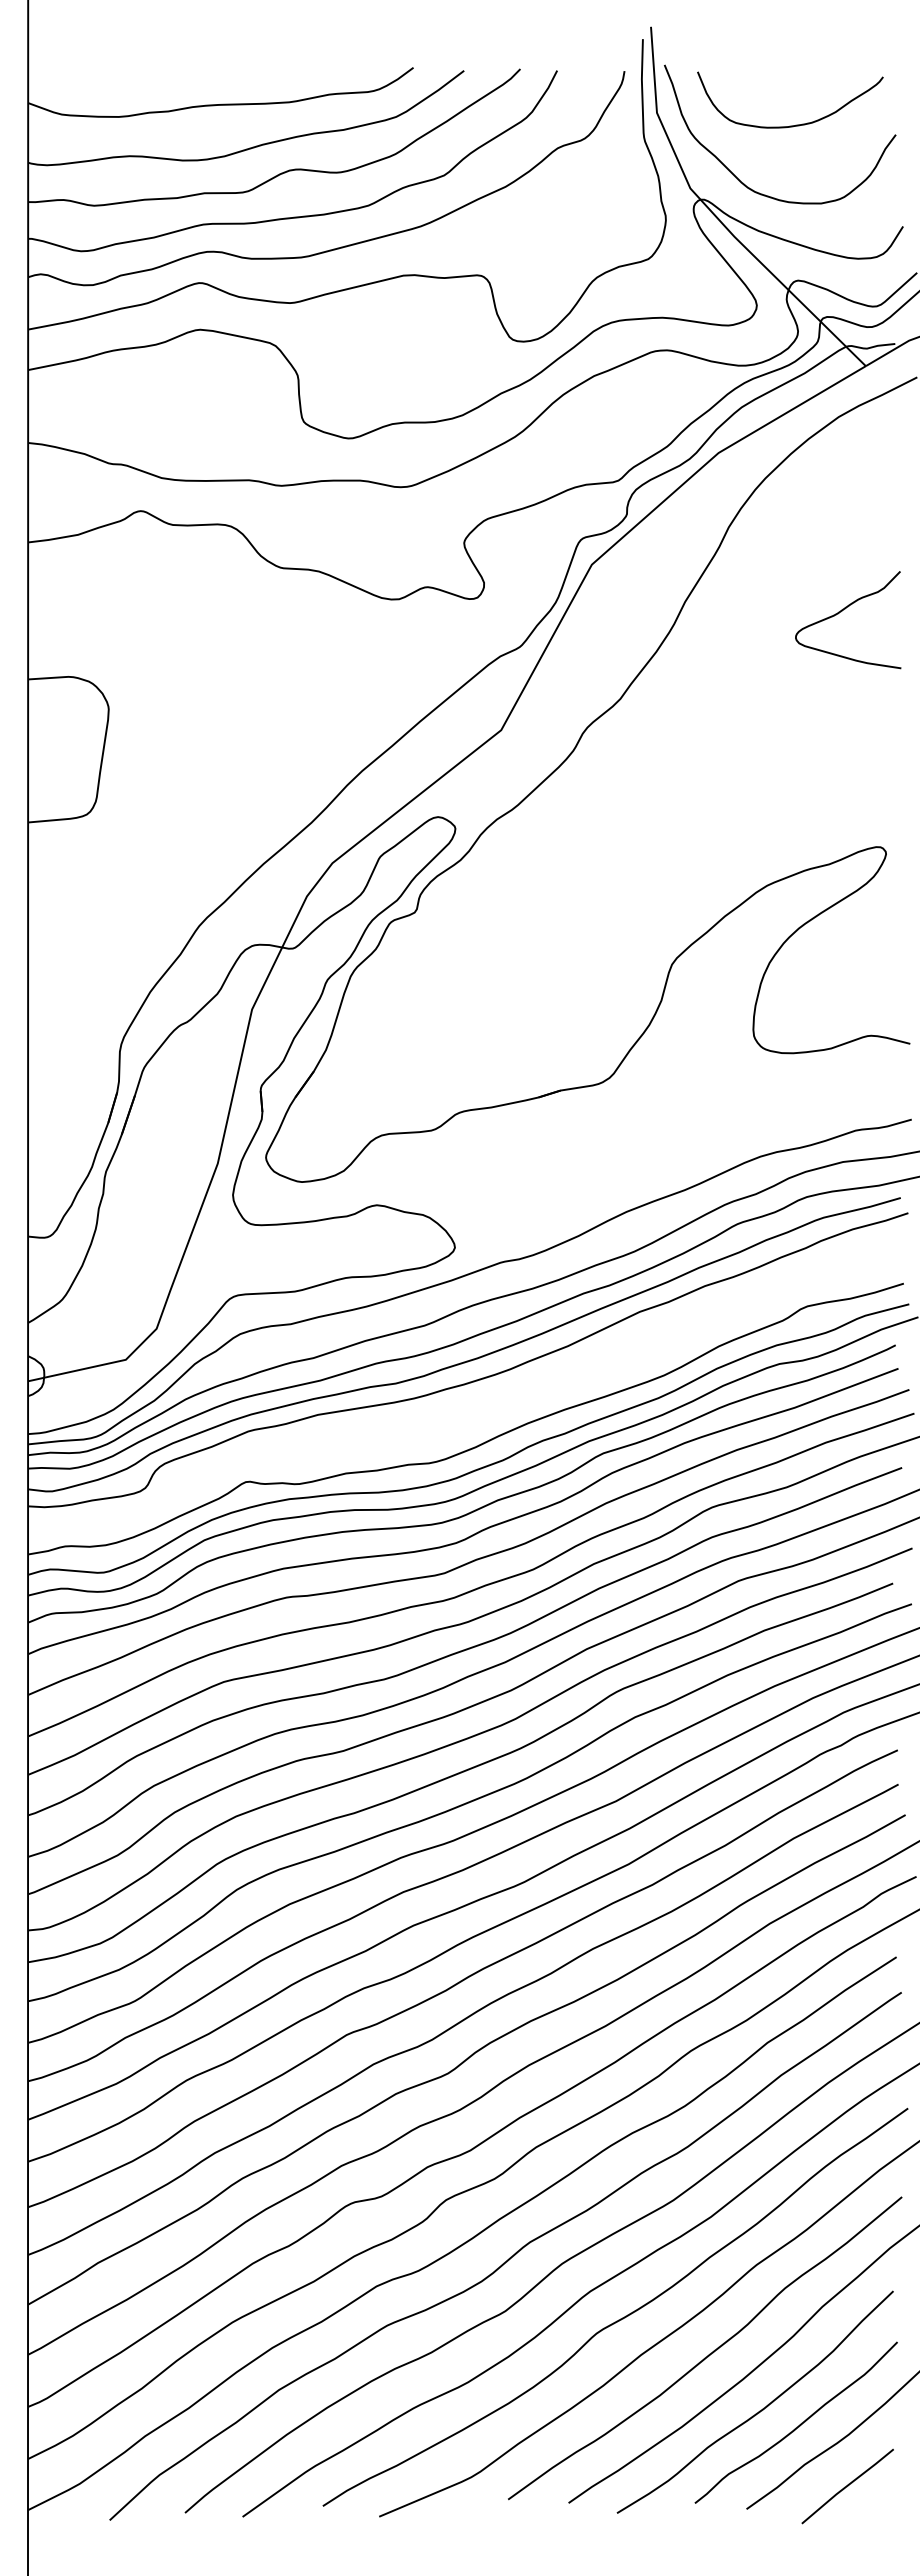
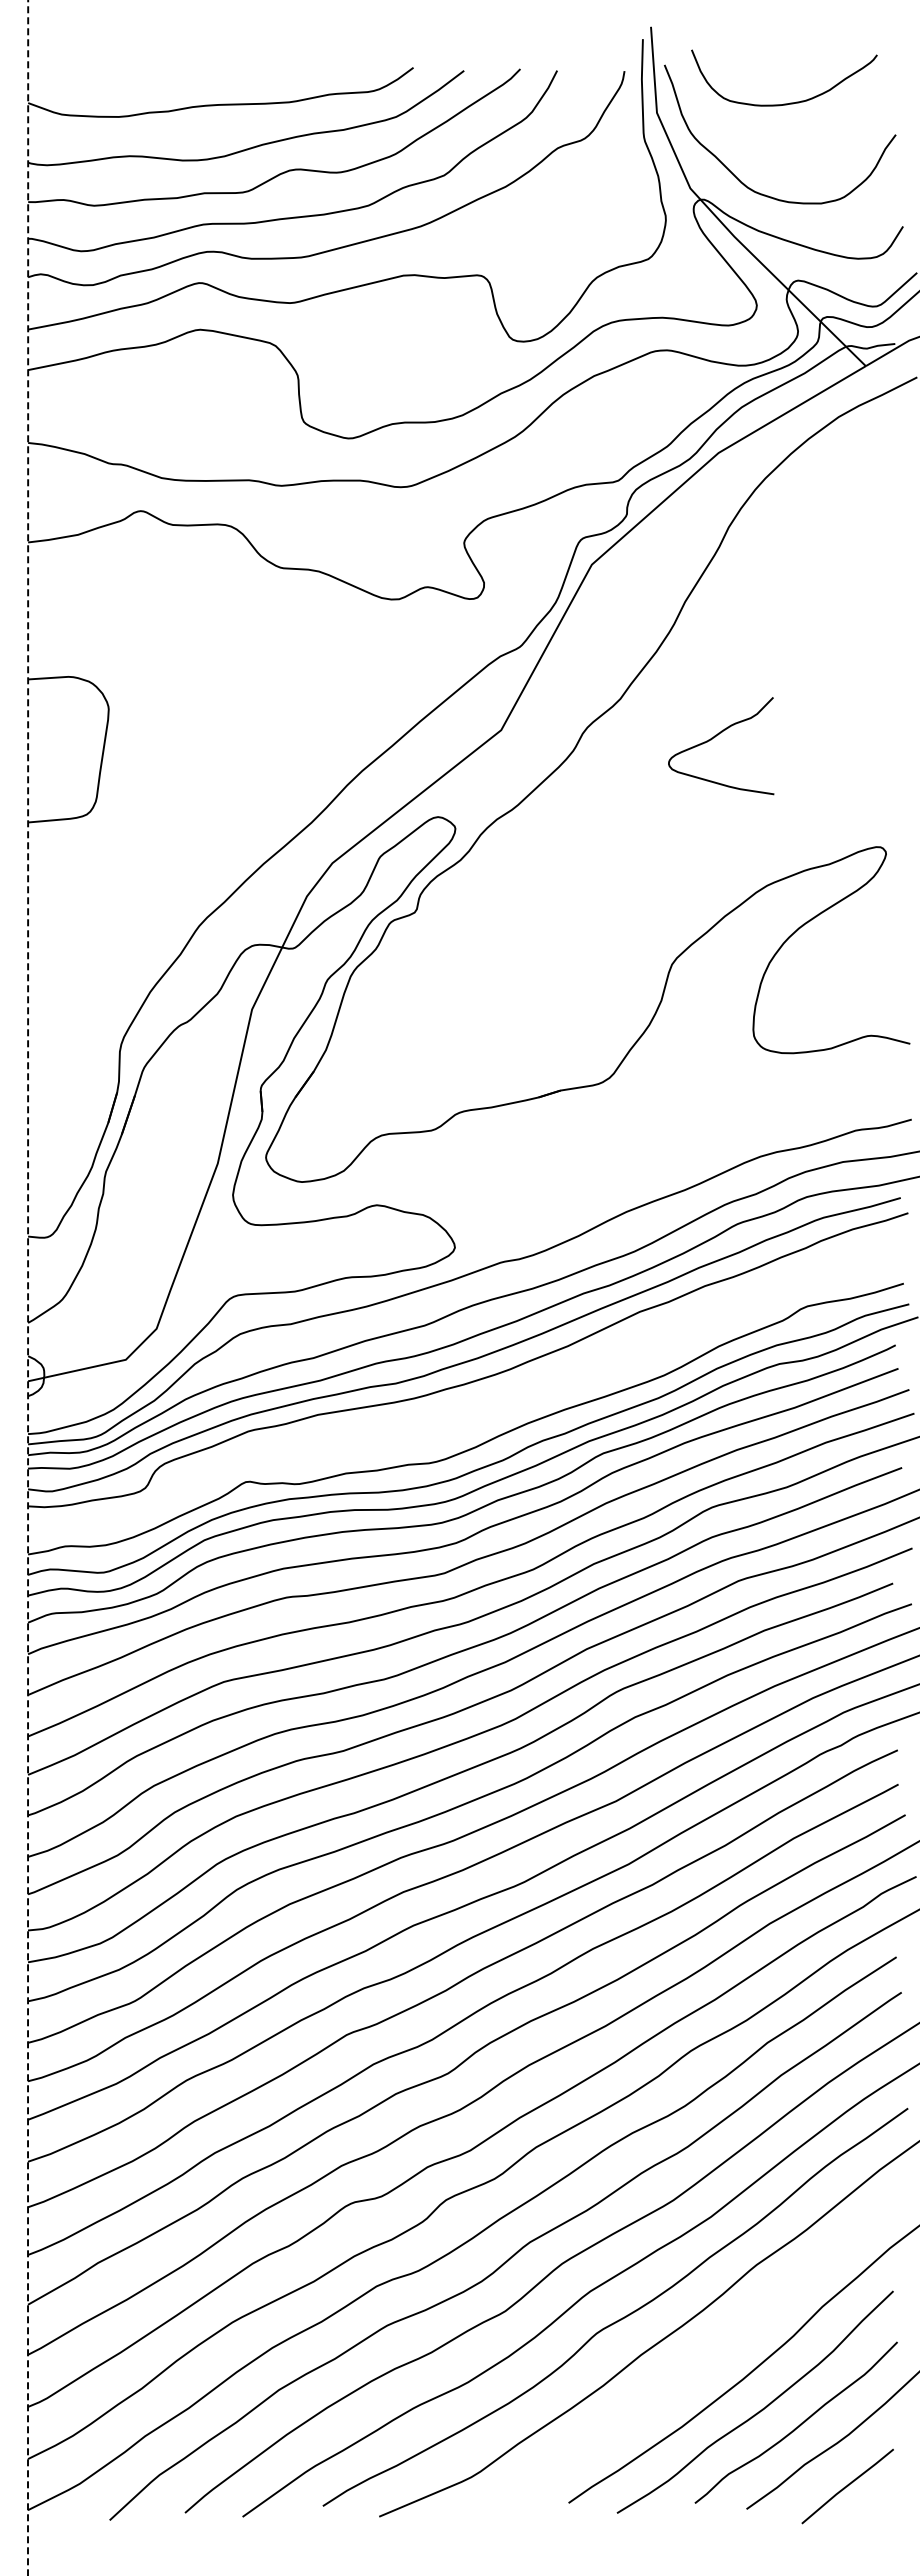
curve position: (796, 124) -> (790, 102) (790, 102)
curve position: (842, 611) -> (715, 737) (715, 737)
line: solid -> dashed (28, 1287)
curve: present -> none (709, 2353)
